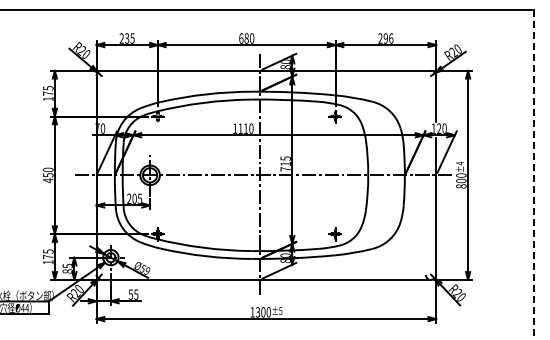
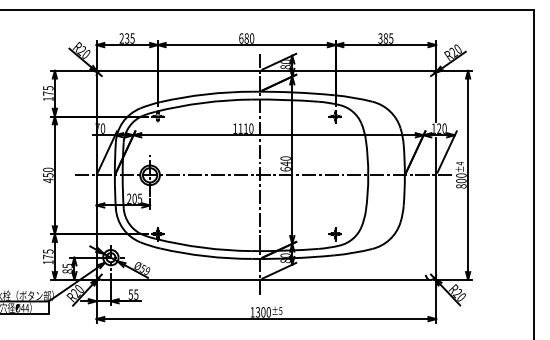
text: 296 -> 385 (385, 38)
text: 715 -> 640 (285, 163)
line: dashed -> solid (533, 174)
